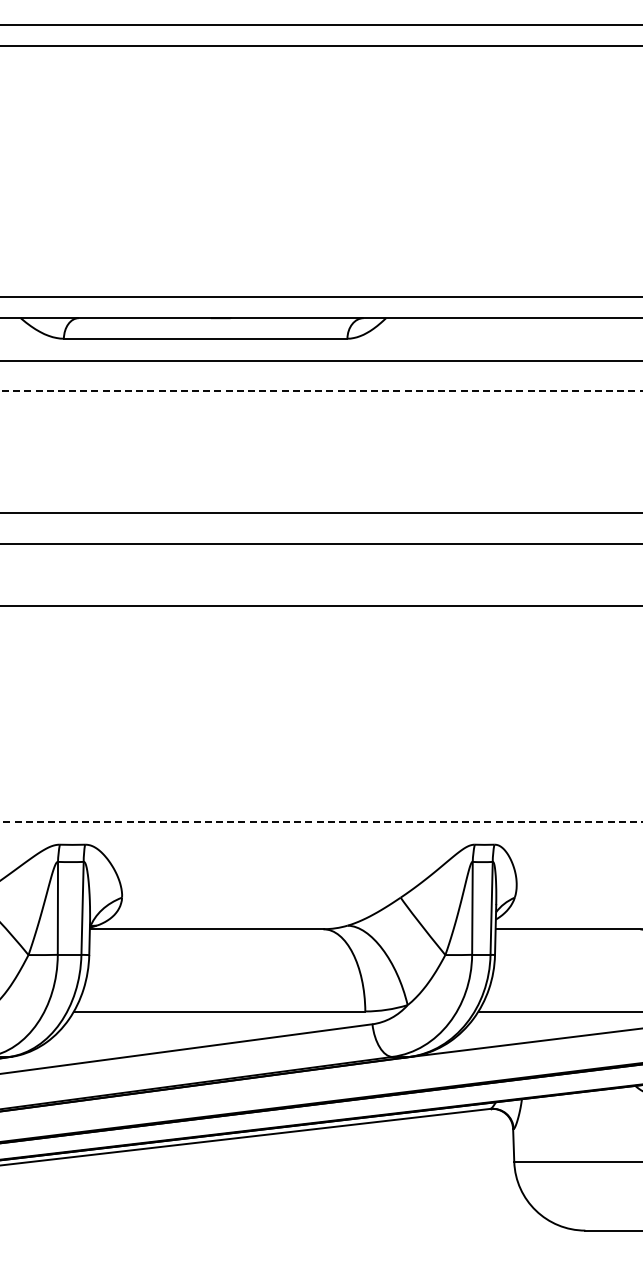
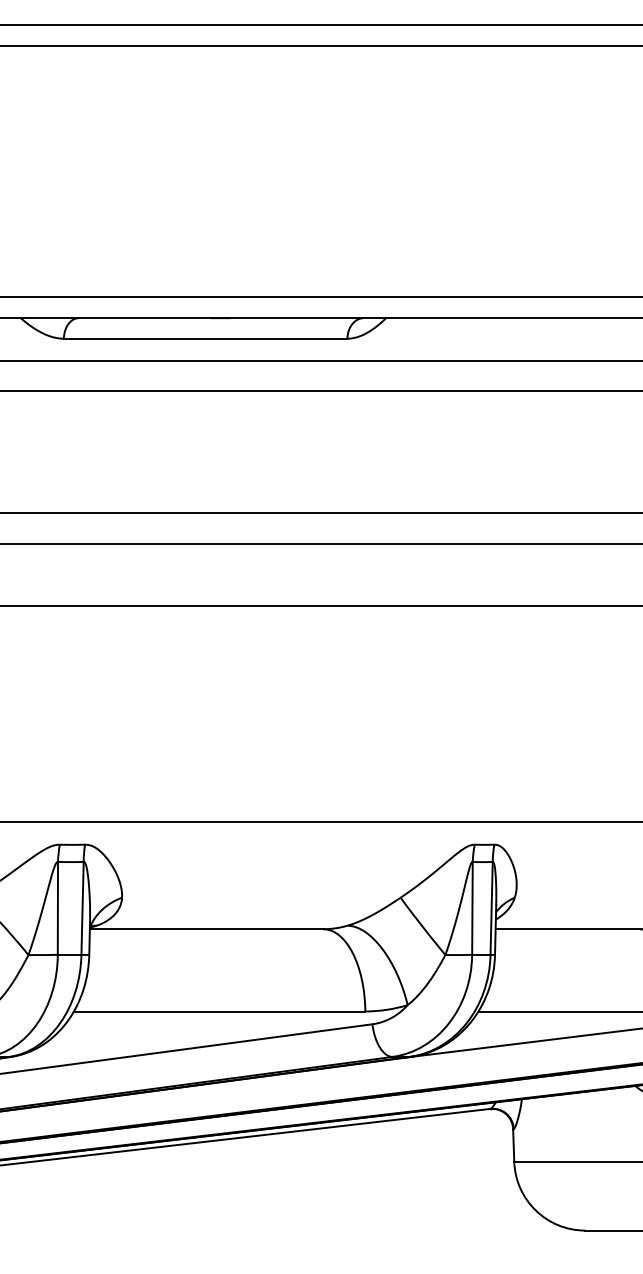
line: dashed -> solid (322, 390)
line: dashed -> solid (321, 822)
